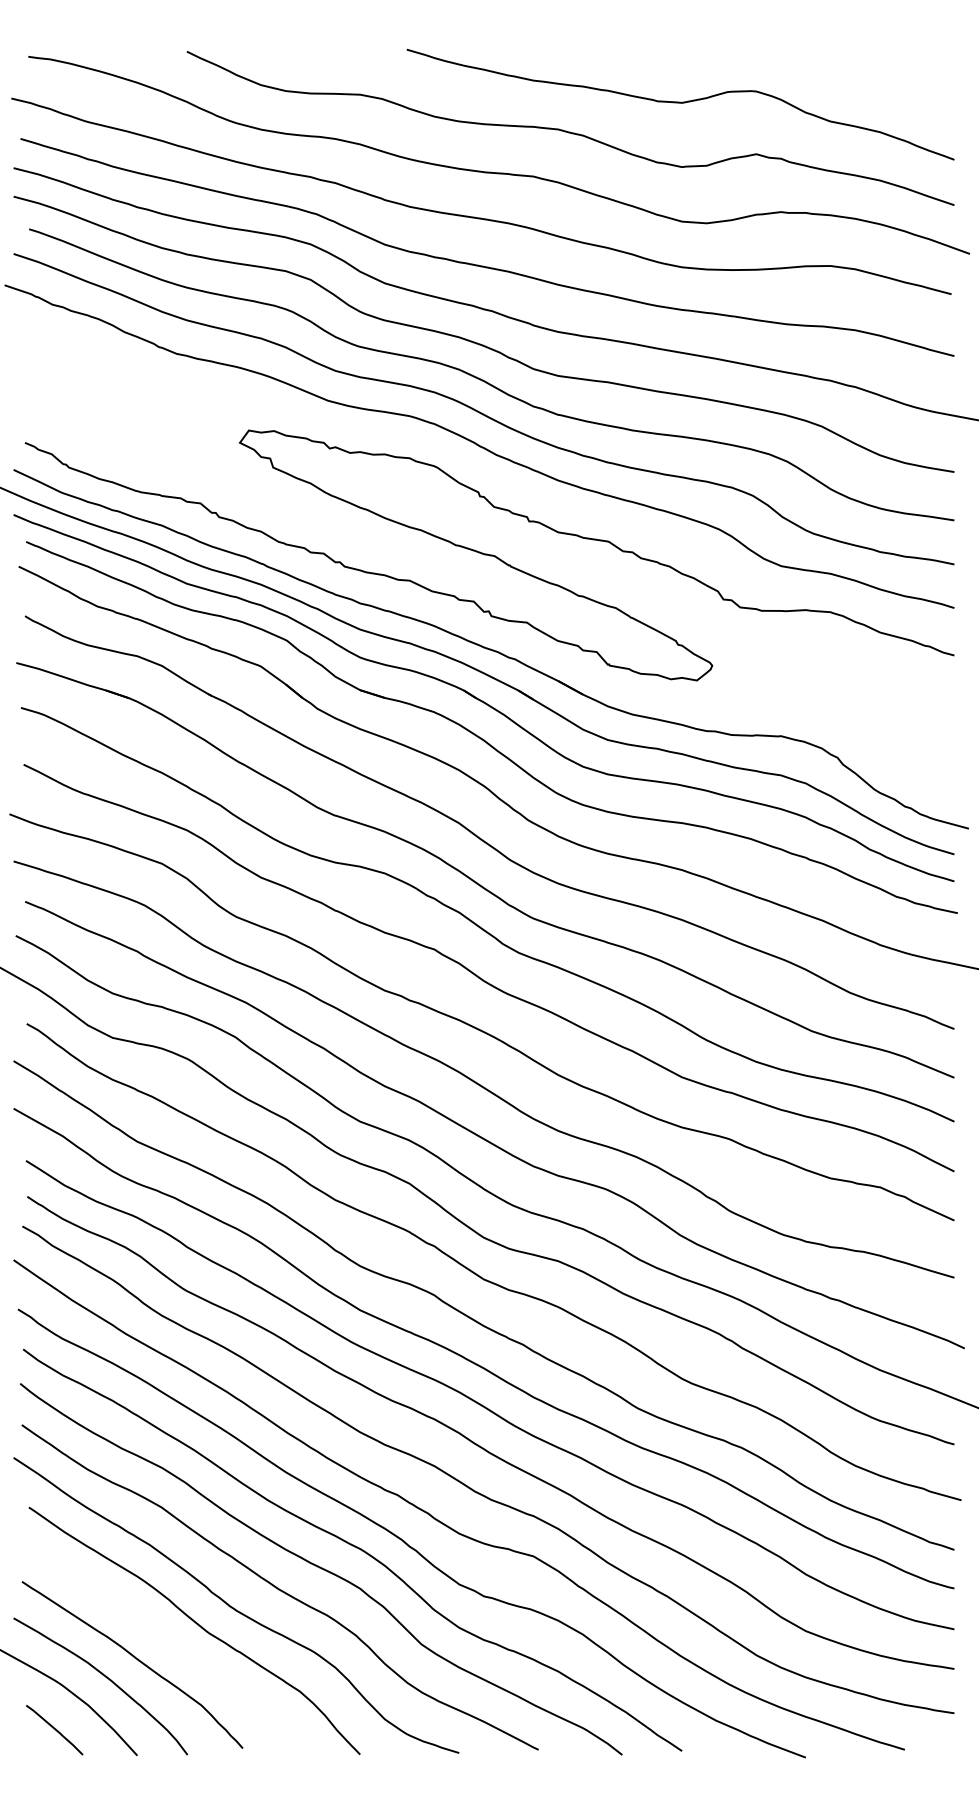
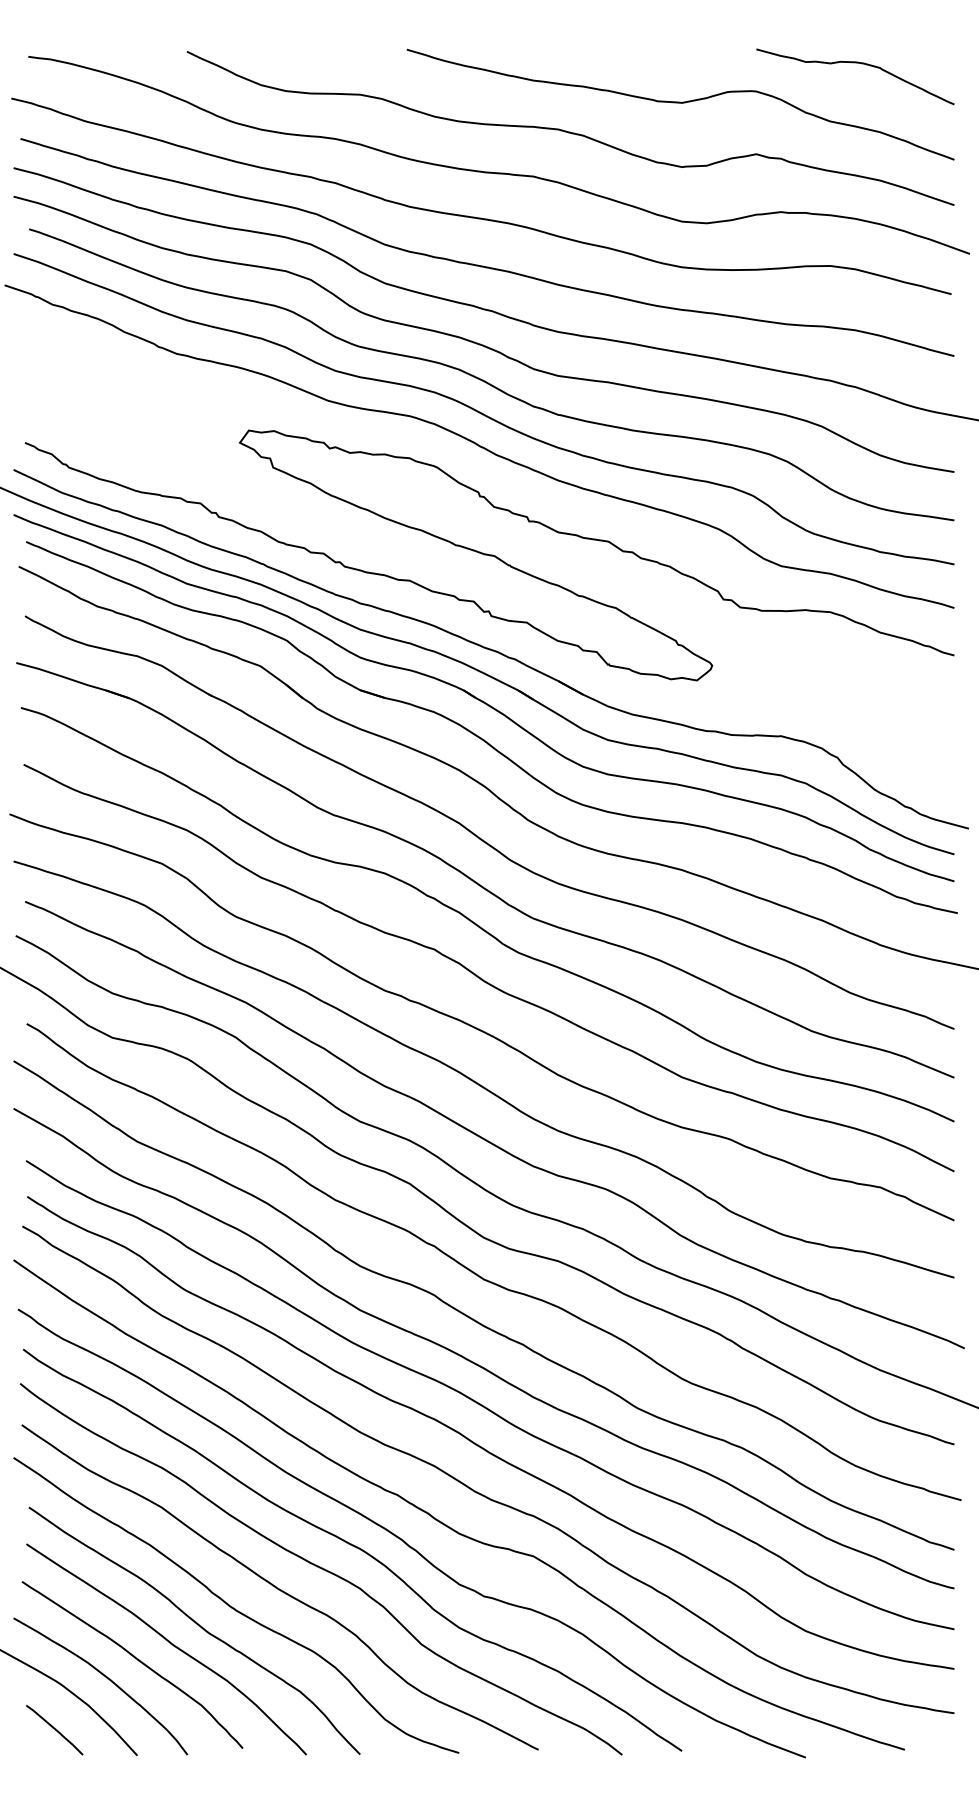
curve: none -> present (855, 63)
curve: none -> present (170, 1644)
